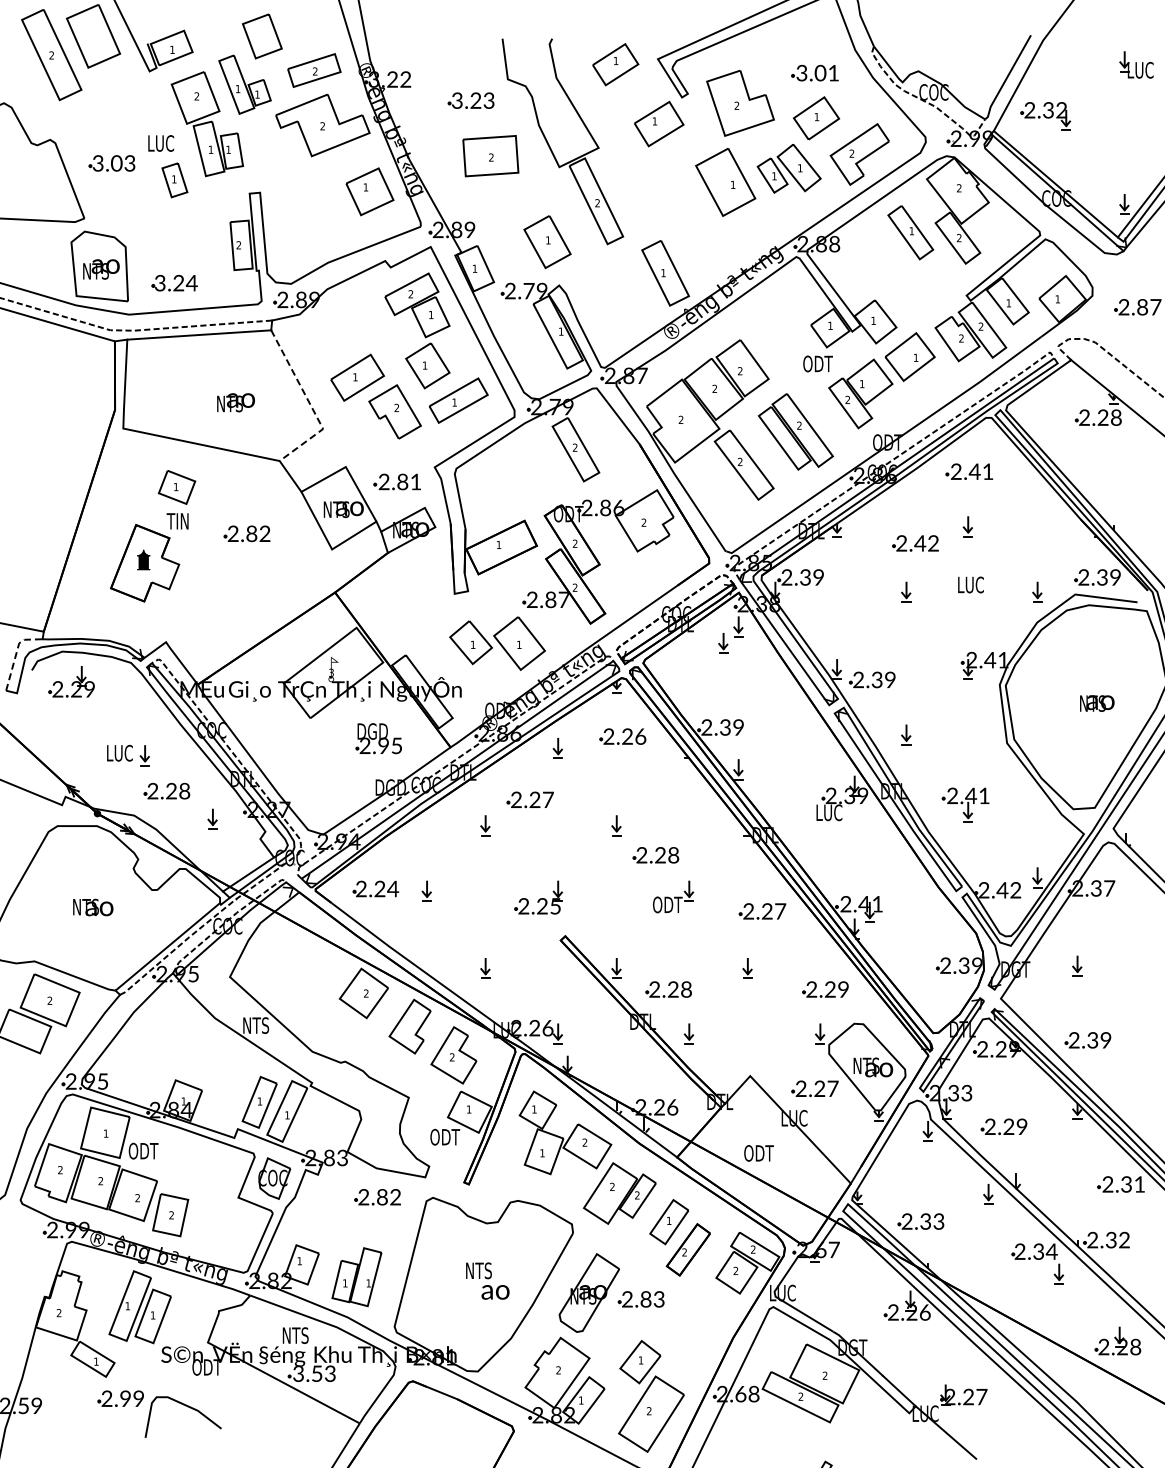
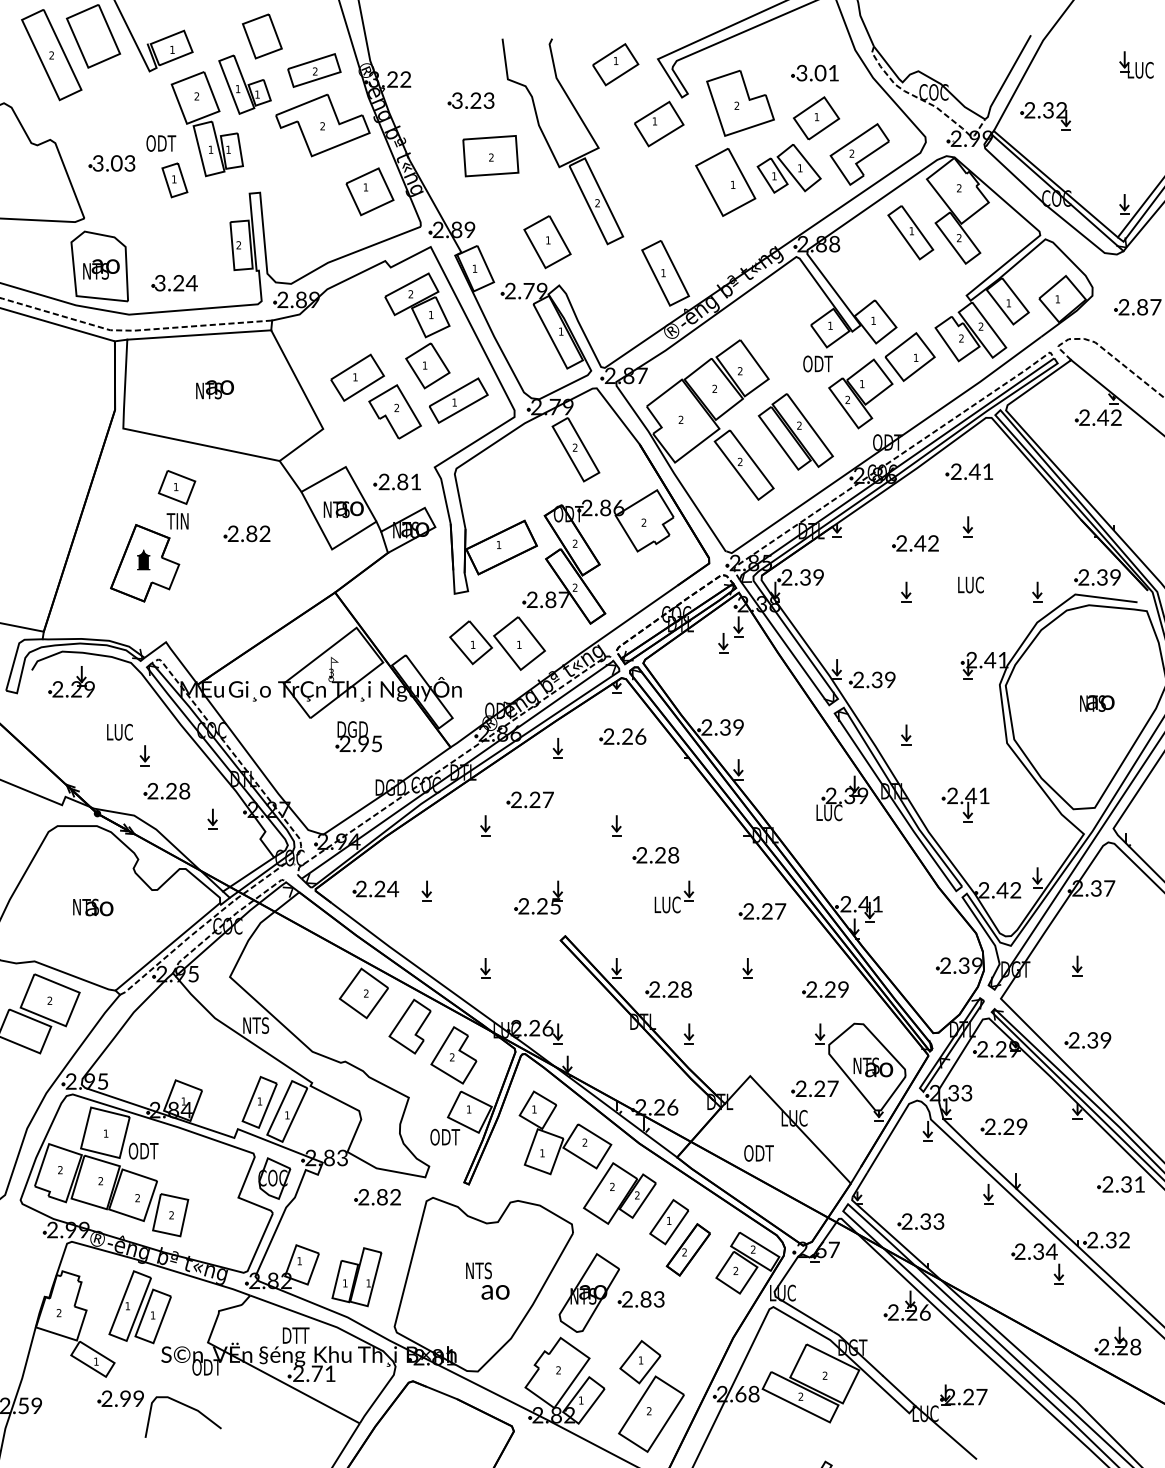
text: LUC -> ODT (161, 143)
text position: (235, 402) -> (214, 389) (214, 389)
line: dashed -> solid (310, 404)
text: 2.28 -> 2.42 (1109, 417)
line: dashed -> solid (16, 653)
text position: (378, 738) -> (358, 736) (358, 736)
text position: (119, 752) -> (119, 731) (119, 731)
text: ODT -> LUC (667, 904)
text: NTS -> DTT (296, 1335)
text: 3.53 -> 2.71 (314, 1373)
